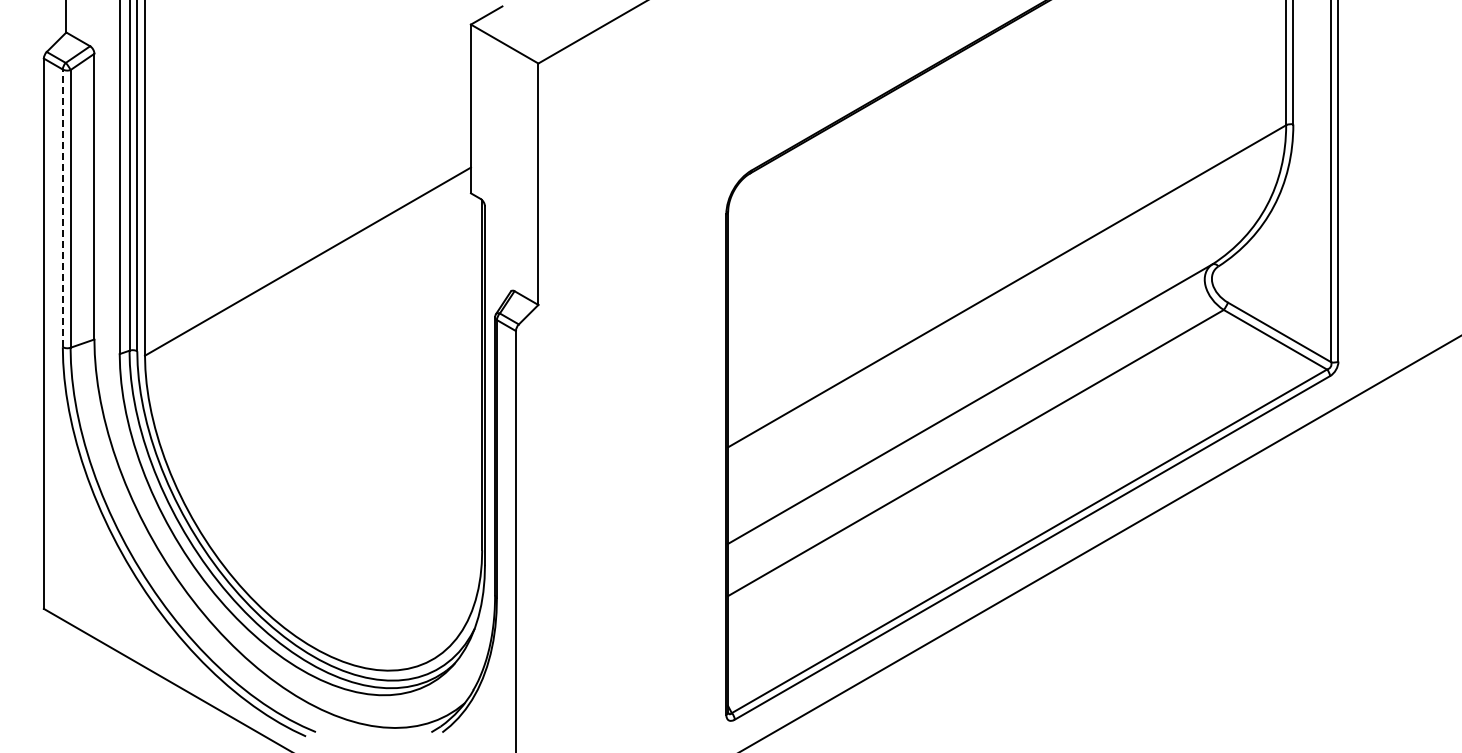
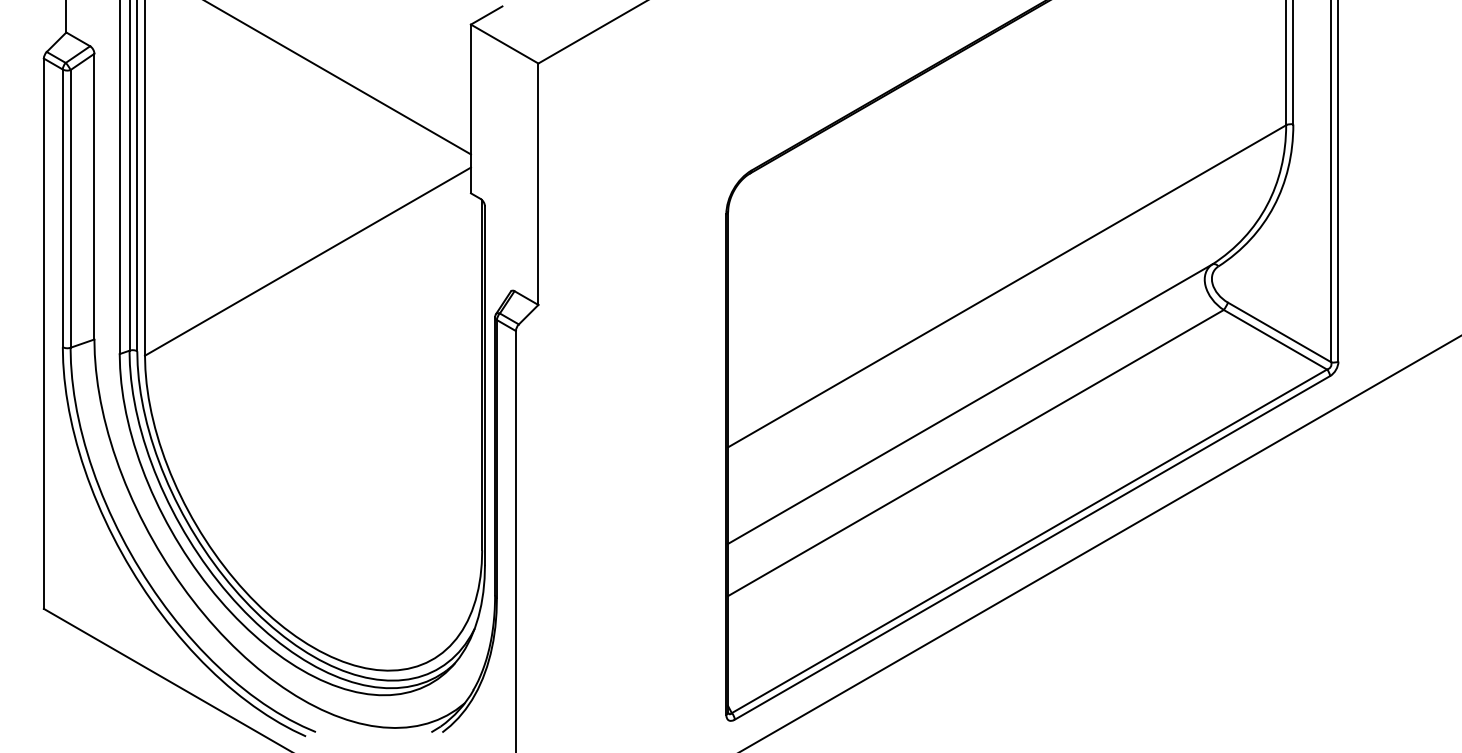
line: none -> present (338, 78)
line: dashed -> solid (62, 208)
